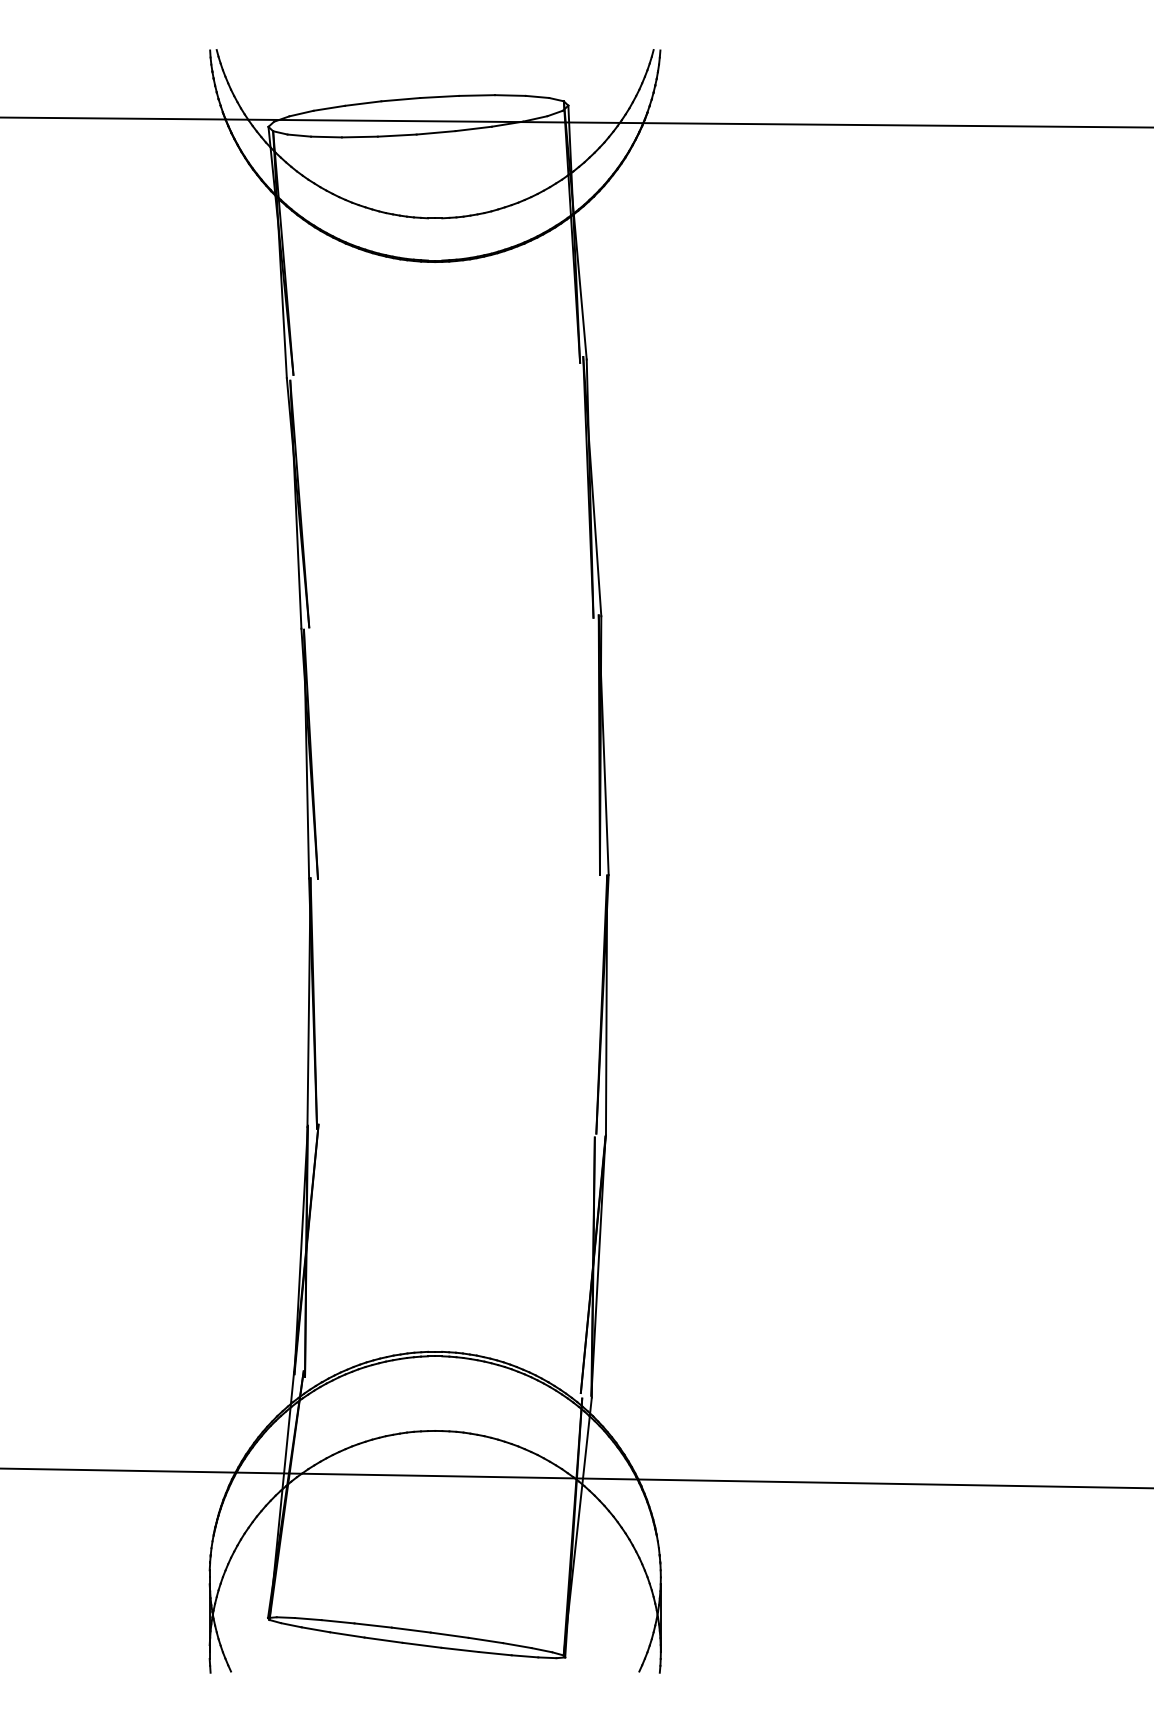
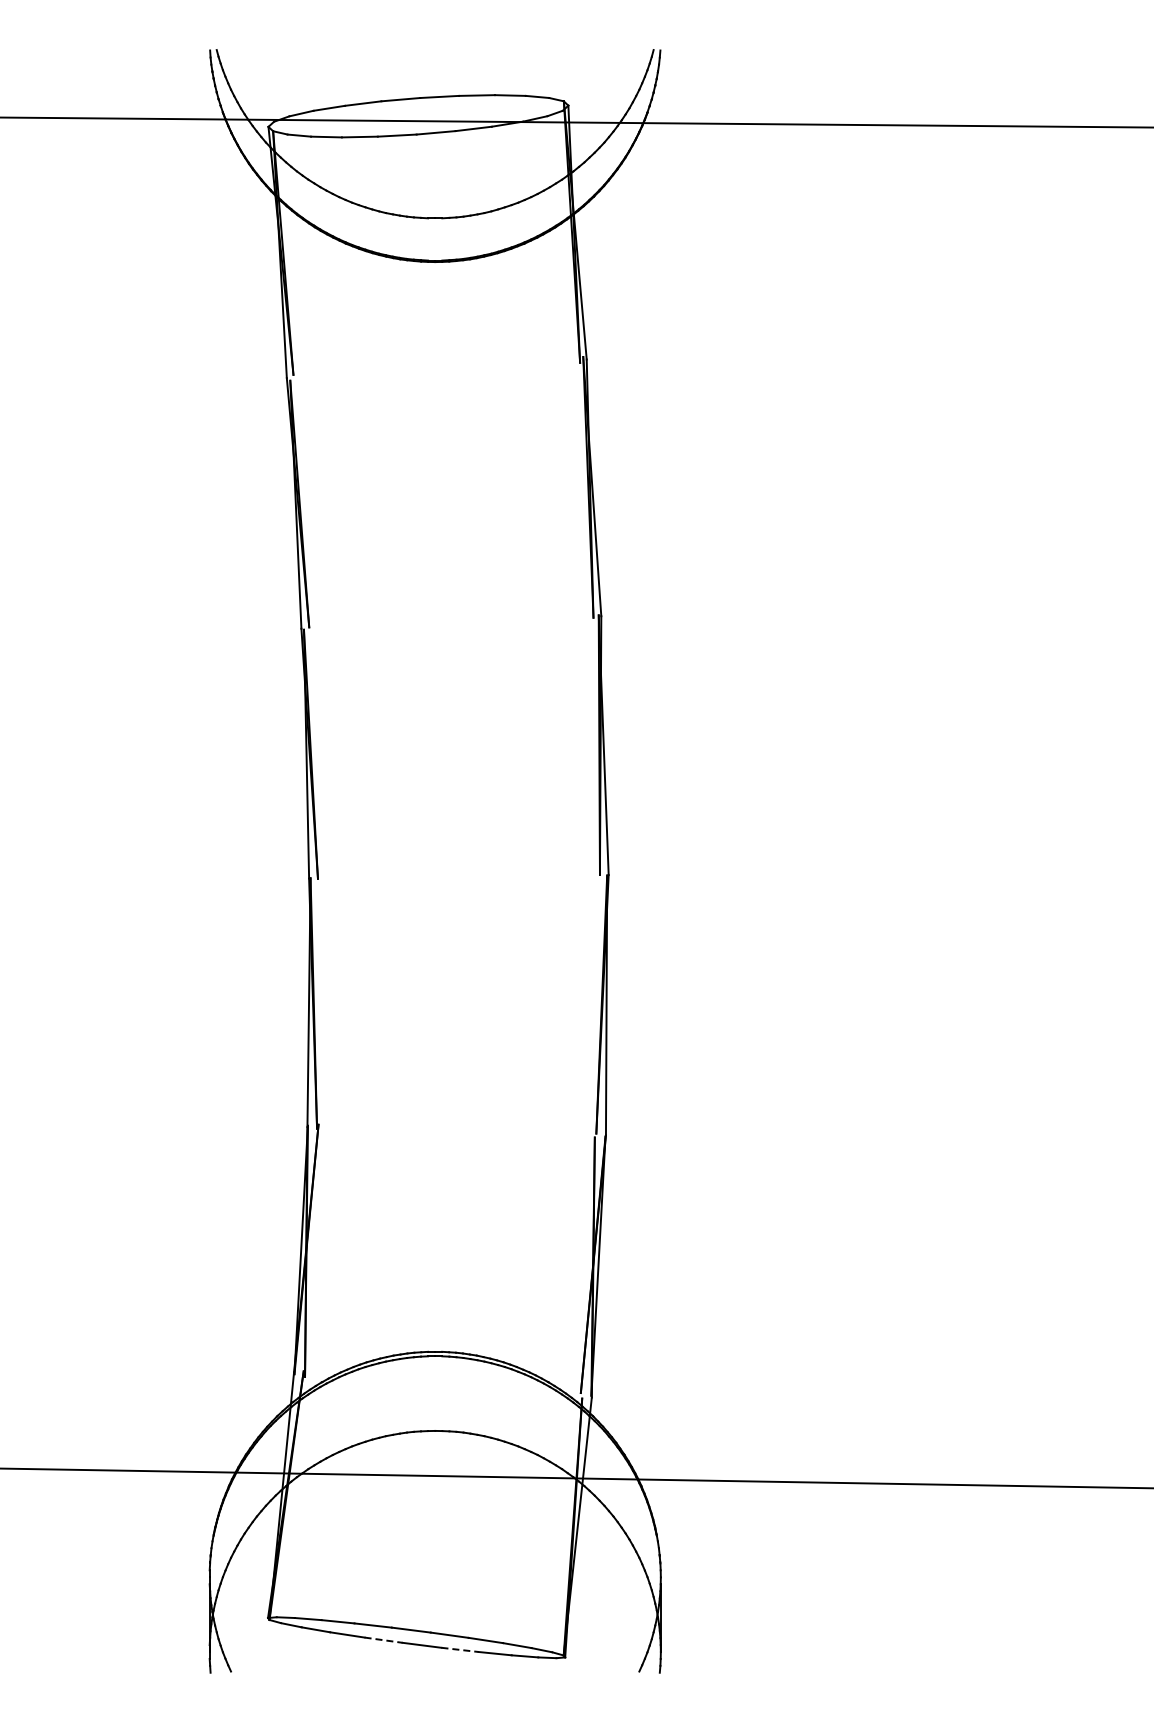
line: solid -> dashed (384, 1640)
line: solid -> dashed (460, 1649)
